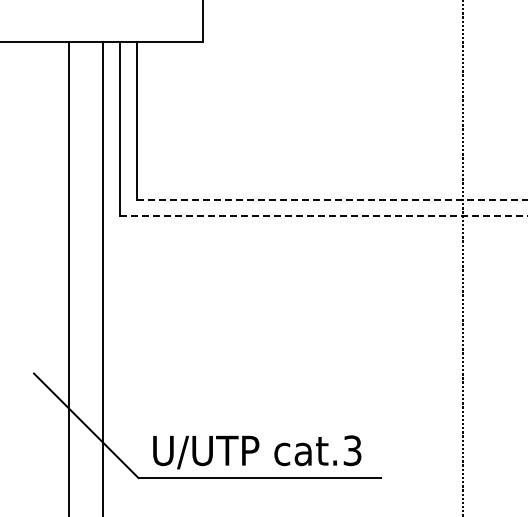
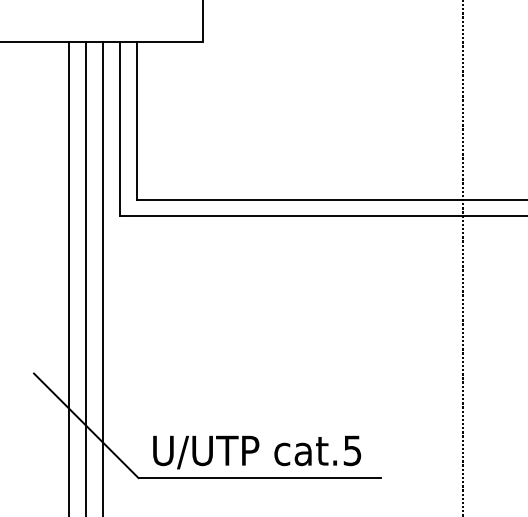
line: dashed -> solid (332, 199)
line: dashed -> solid (323, 216)
line: none -> present (86, 277)
text: cat.3 -> cat.5 (352, 450)
